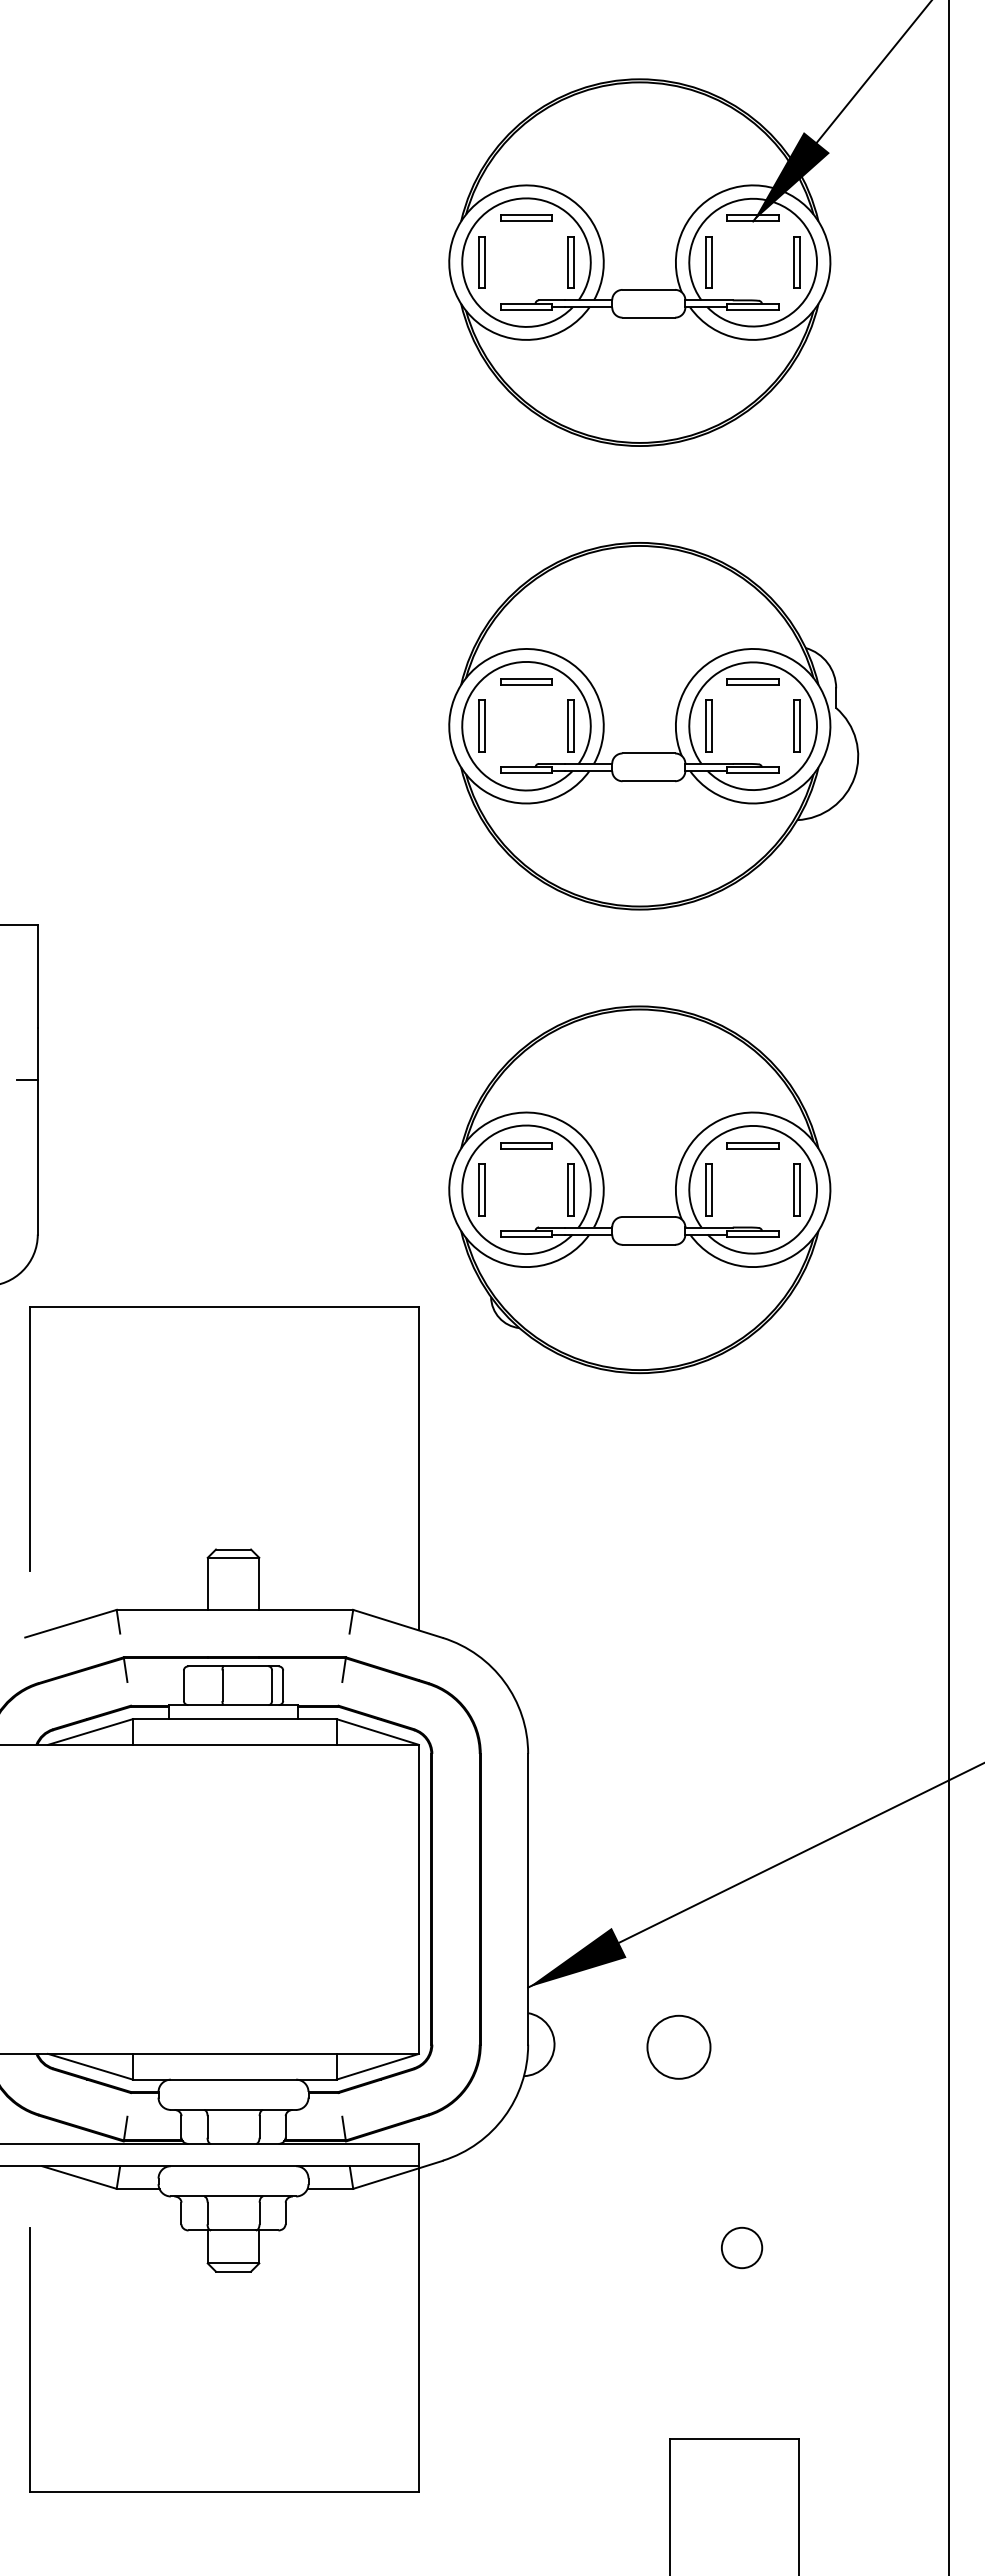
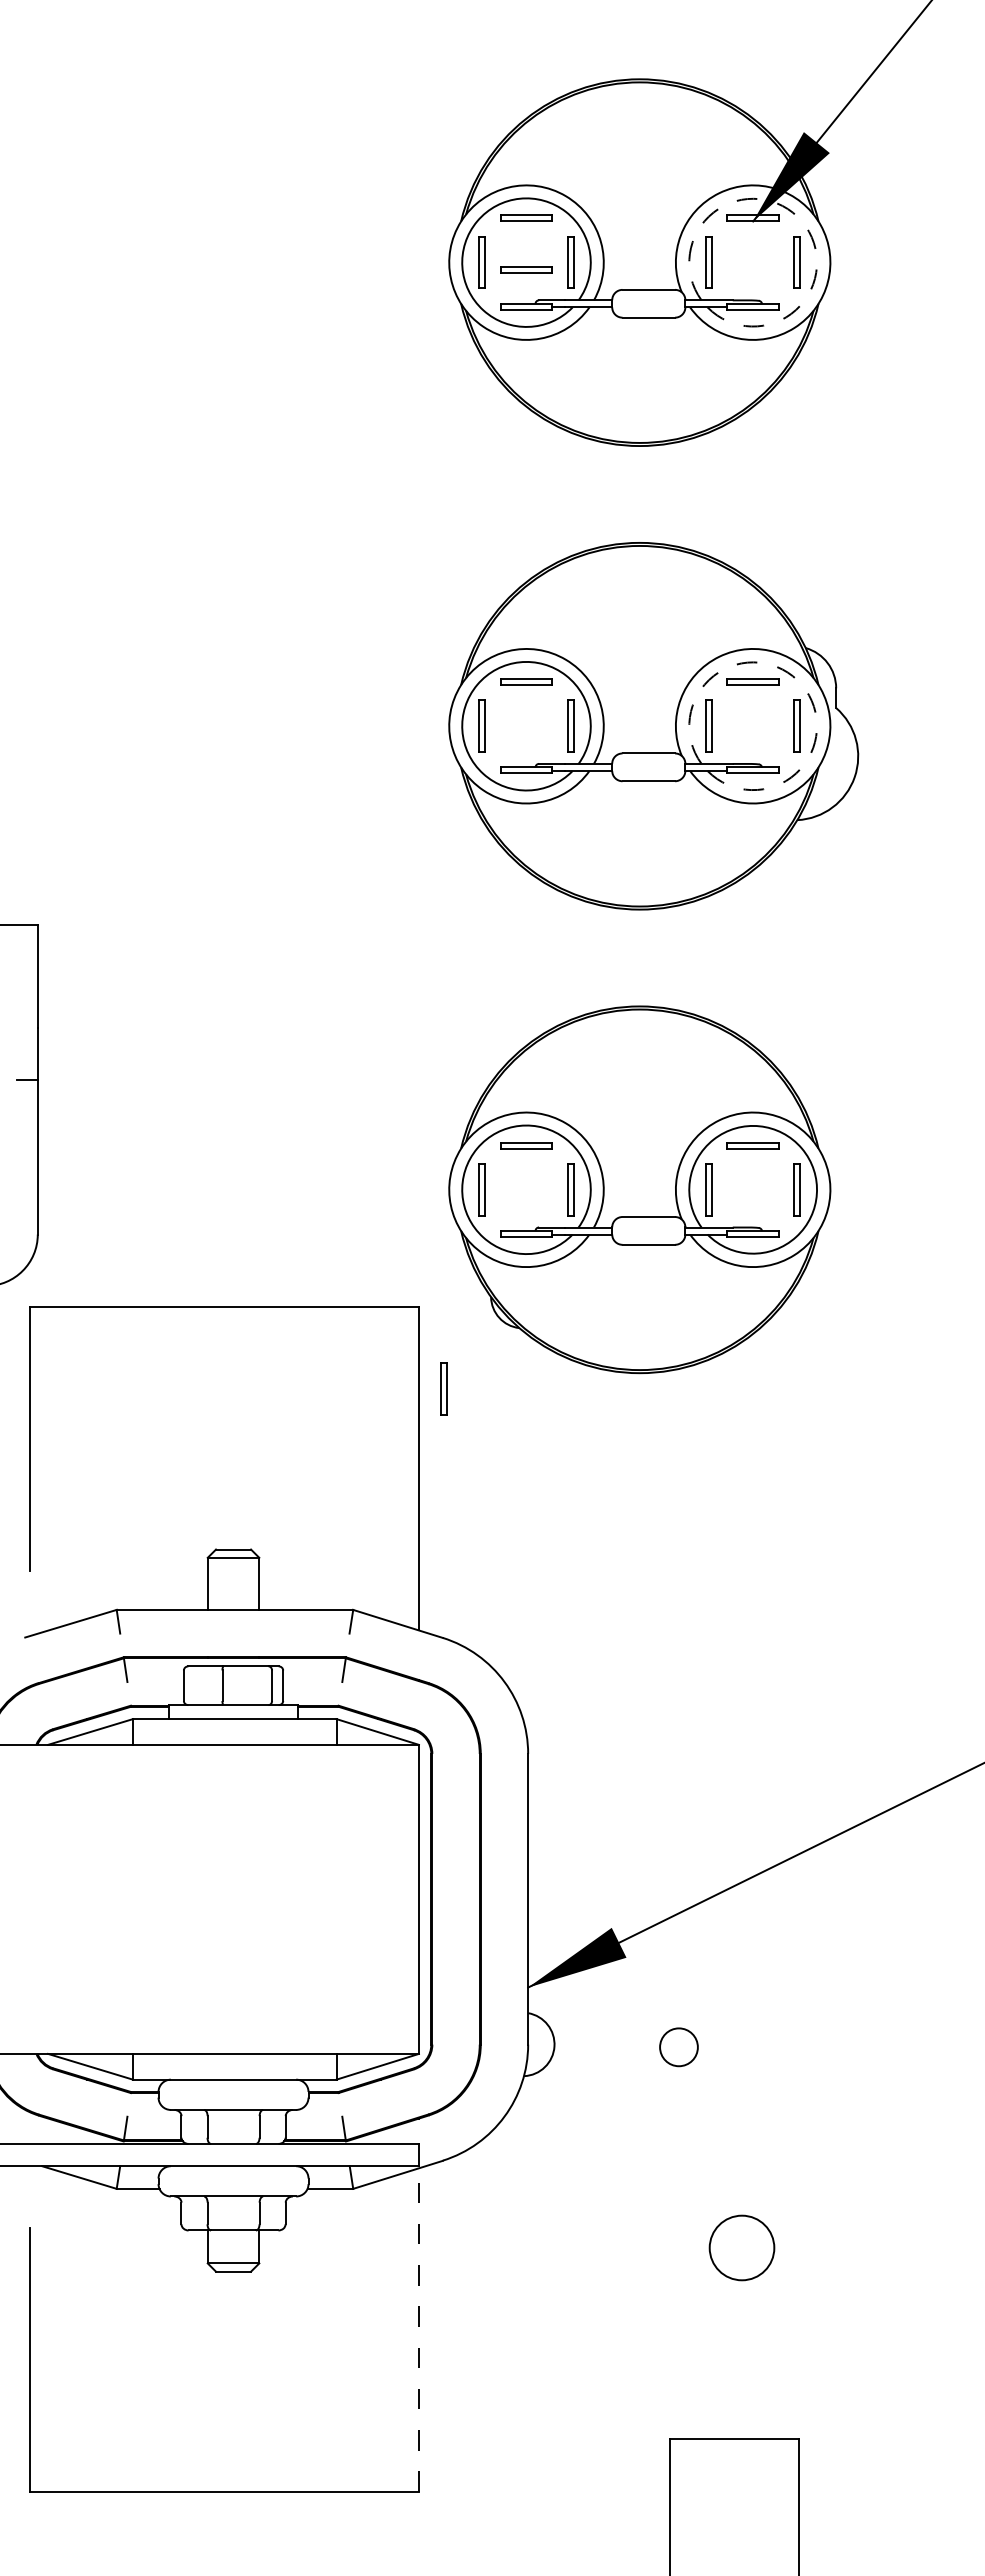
arc: solid -> dashed (801, 221)
part: none -> present (526, 269)
arc: solid -> dashed (801, 684)
line: present -> none (948, 1287)
part: none -> present (443, 1388)
circle diameter: 63 px -> 38 px (678, 2047)
circle diameter: 40 px -> 65 px (741, 2247)
line: solid -> dashed (418, 2330)
